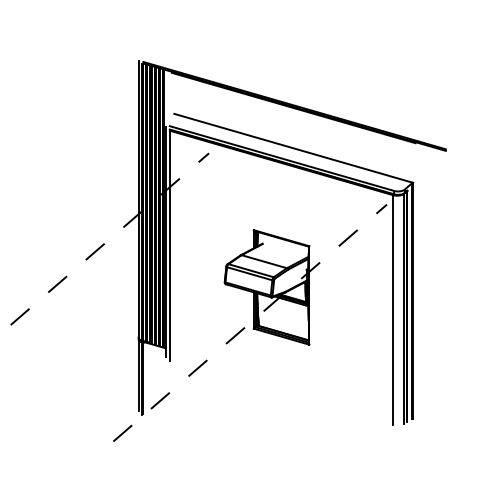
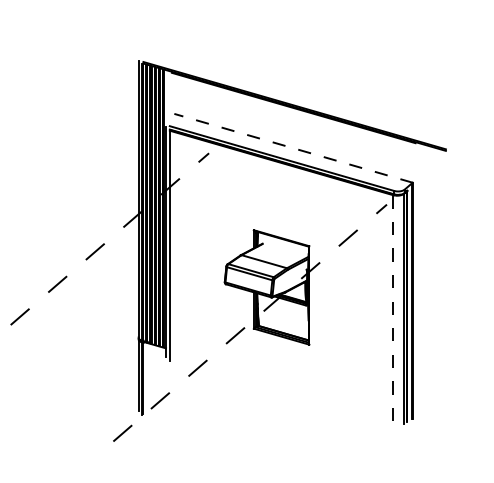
line: solid -> dashed (293, 148)
line: solid -> dashed (393, 310)
